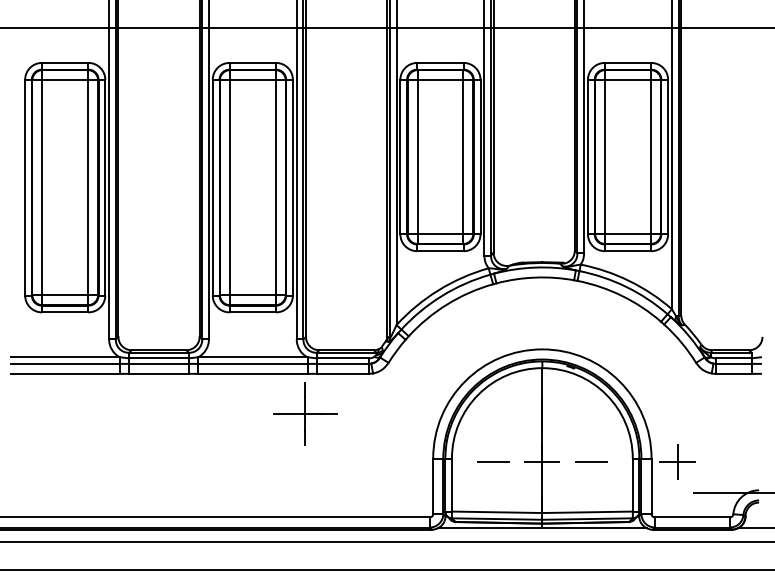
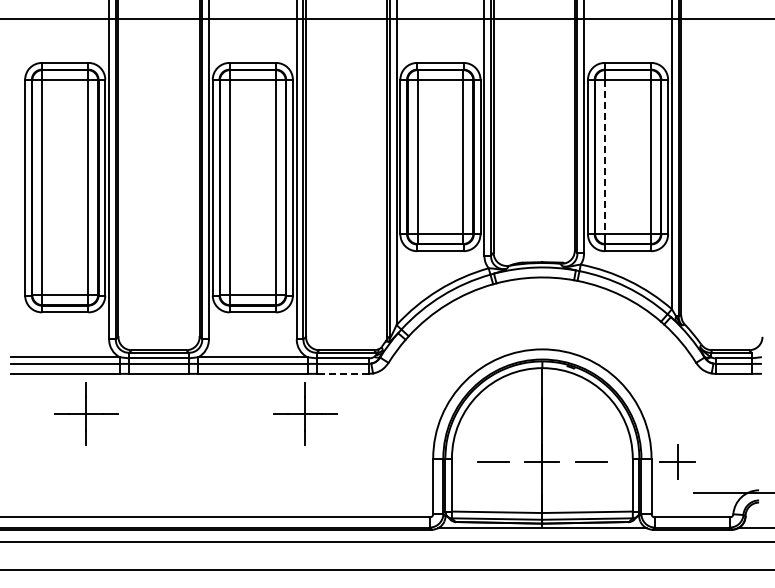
line position: (386, 28) -> (386, 19) (386, 19)
line: solid -> dashed (605, 157)
line: solid -> dashed (342, 373)
part: none -> present (86, 413)
